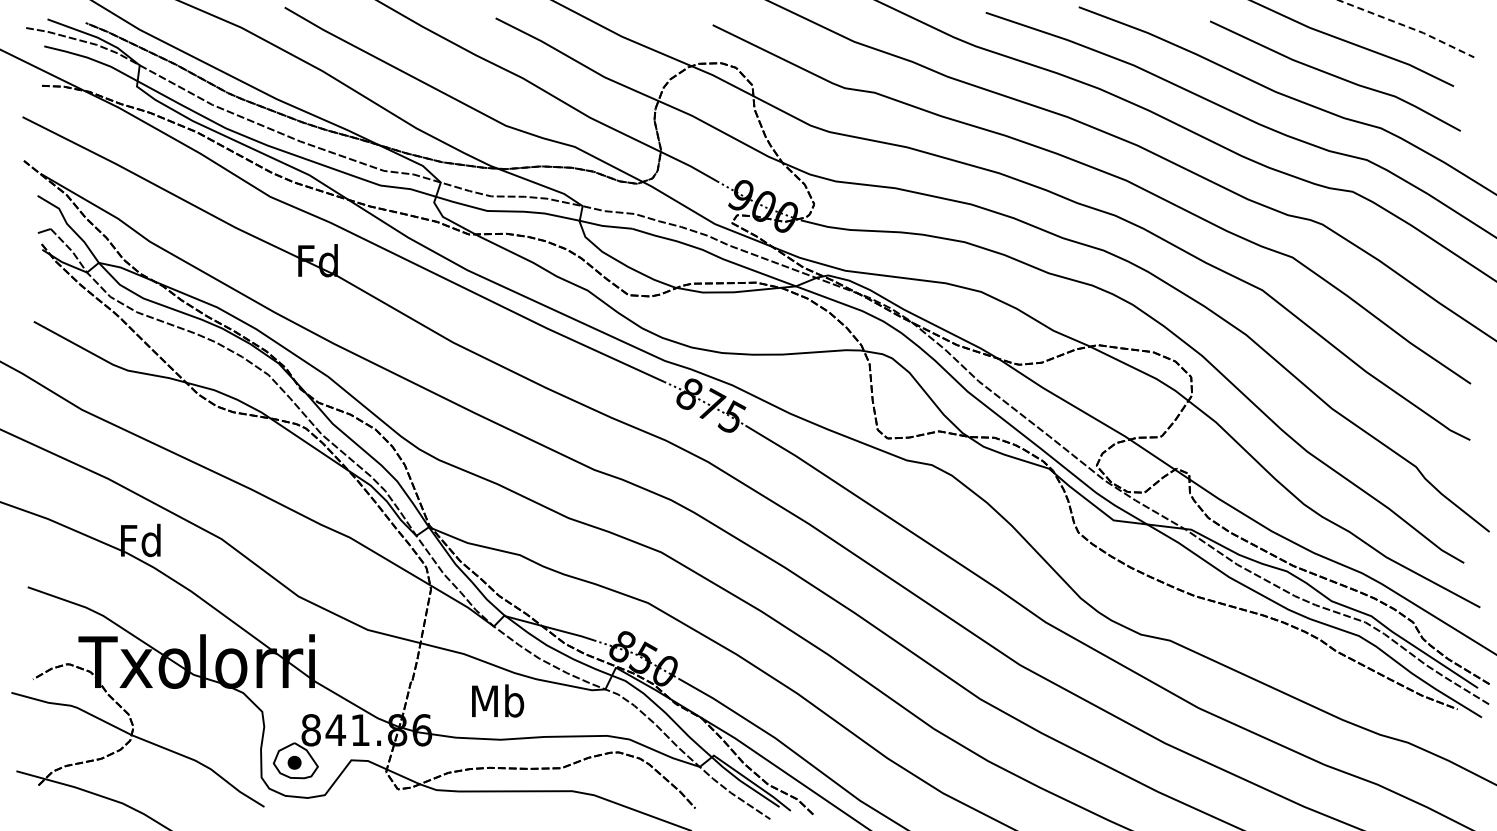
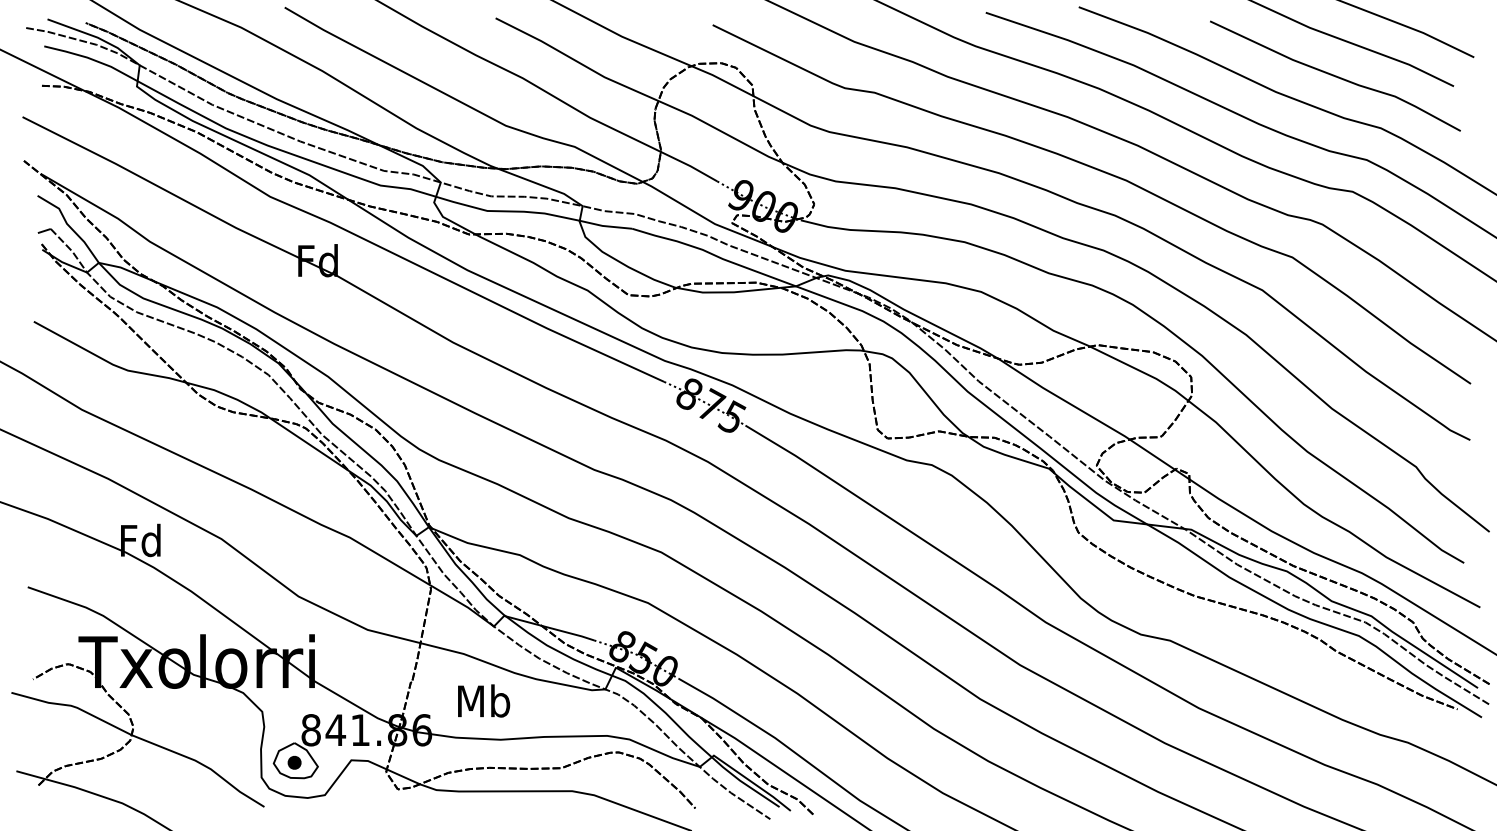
line: dashed -> solid (1408, 27)
text position: (498, 700) -> (484, 700) (484, 700)
